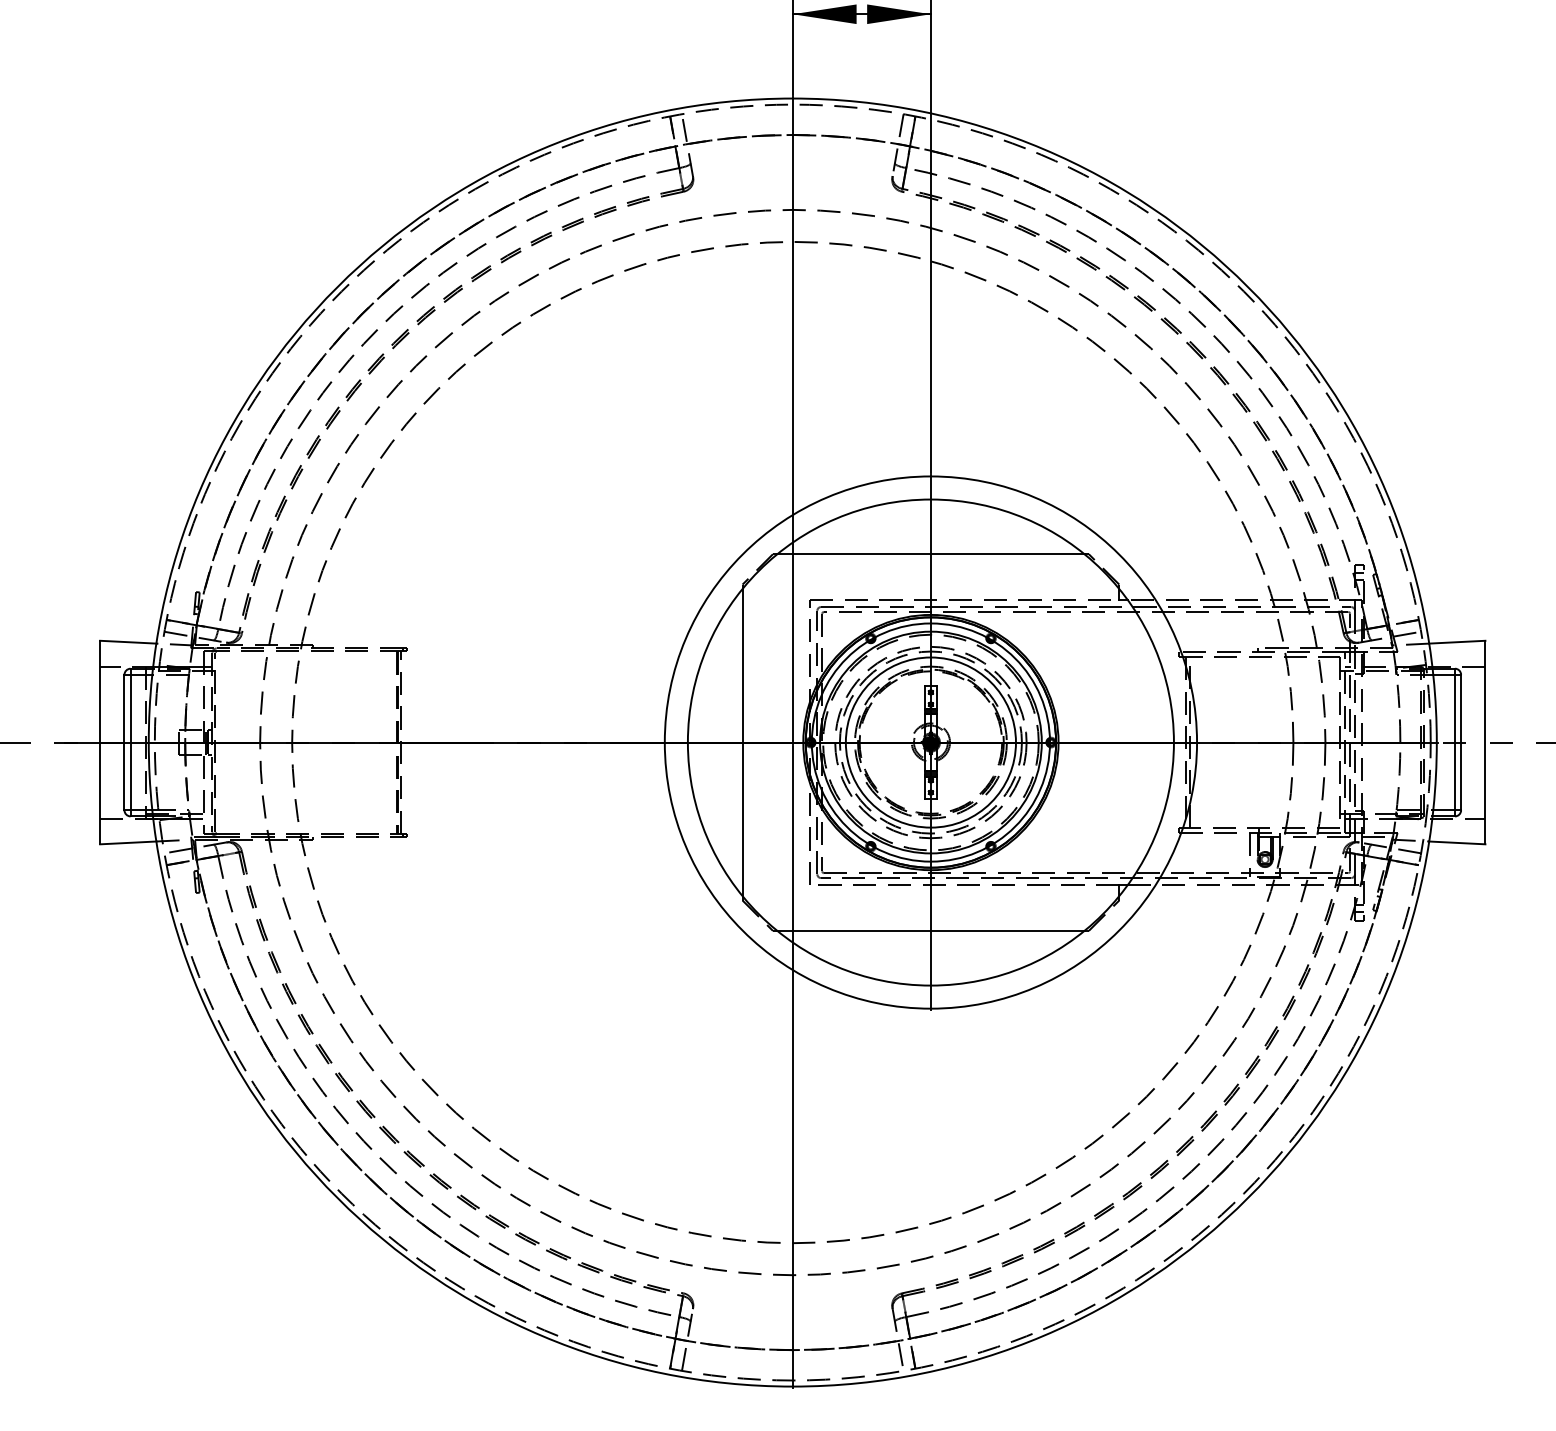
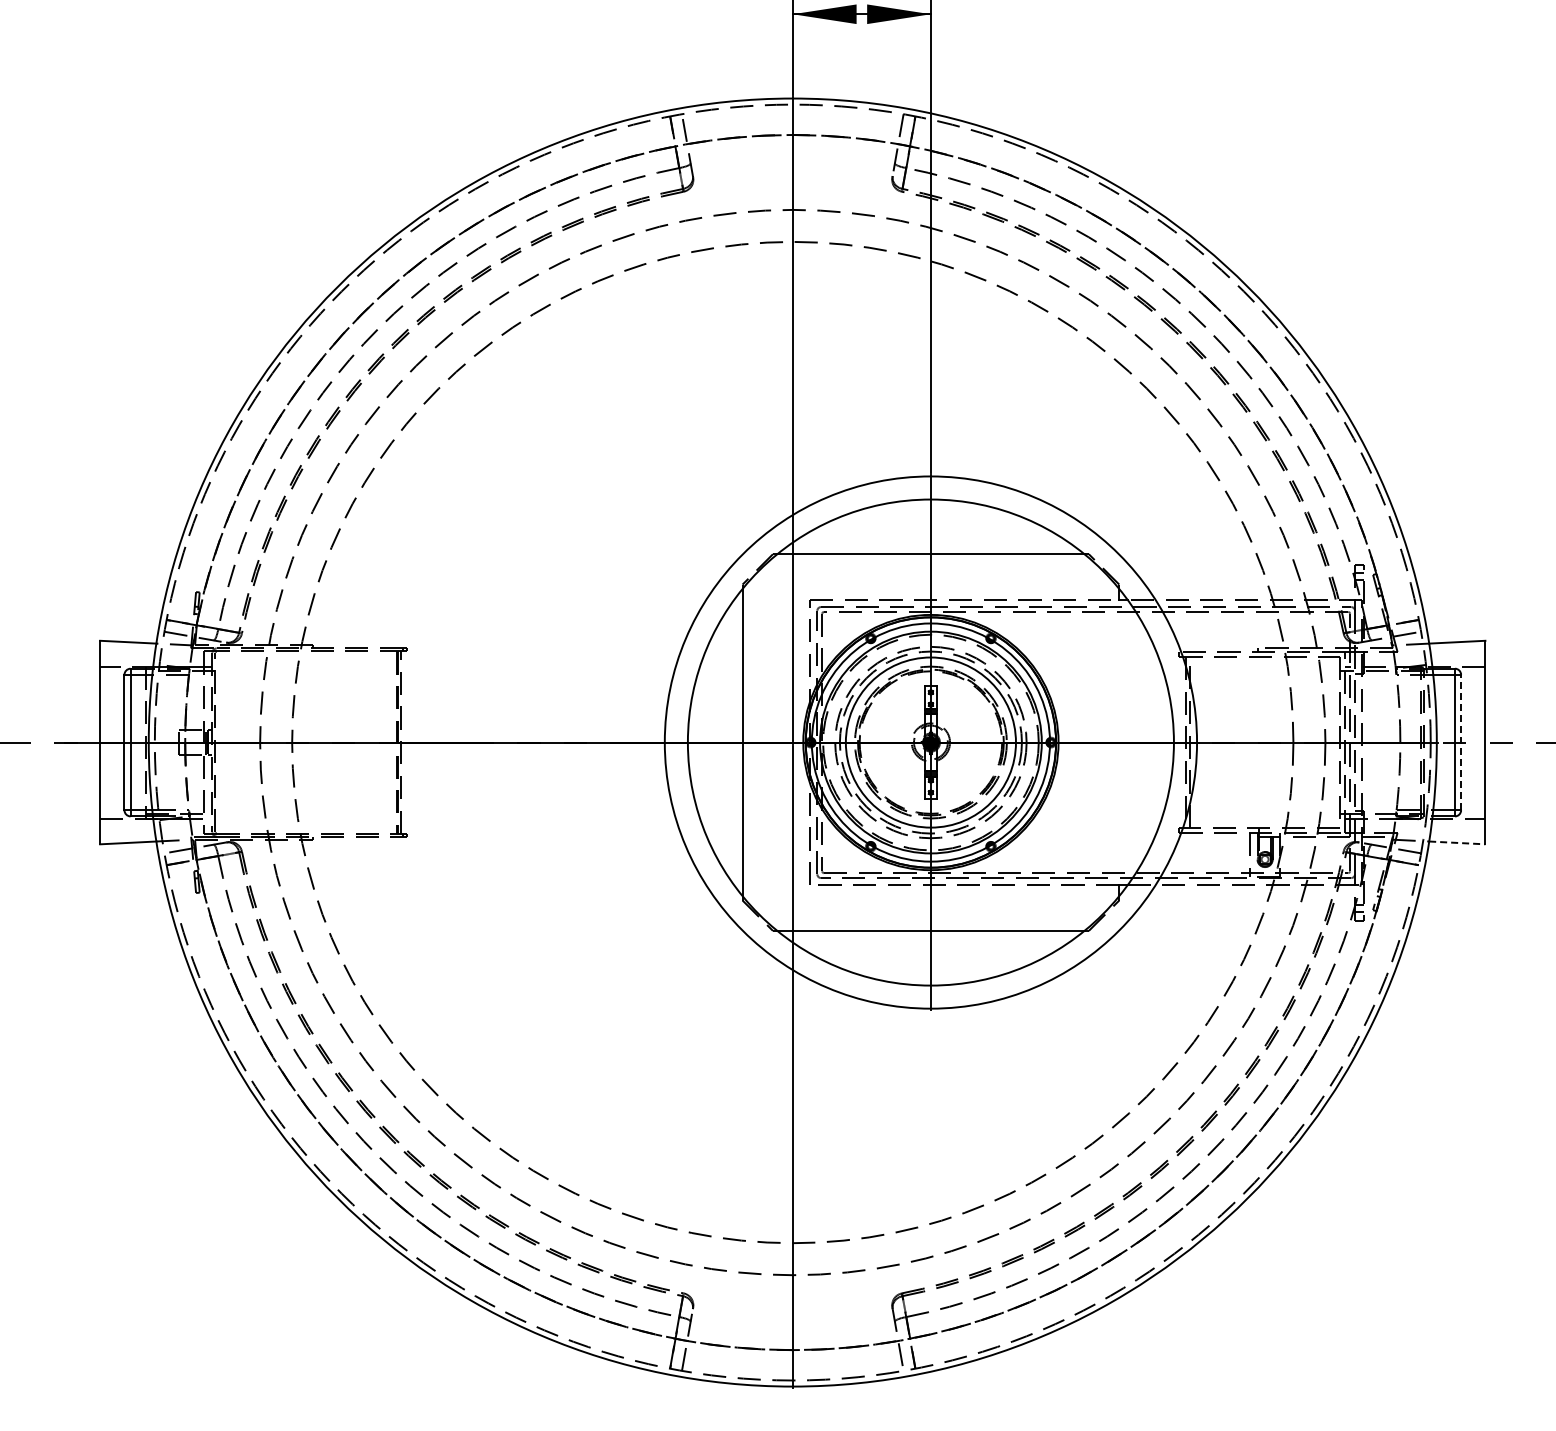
line: solid -> dashed (1461, 742)
line: solid -> dashed (1457, 842)
